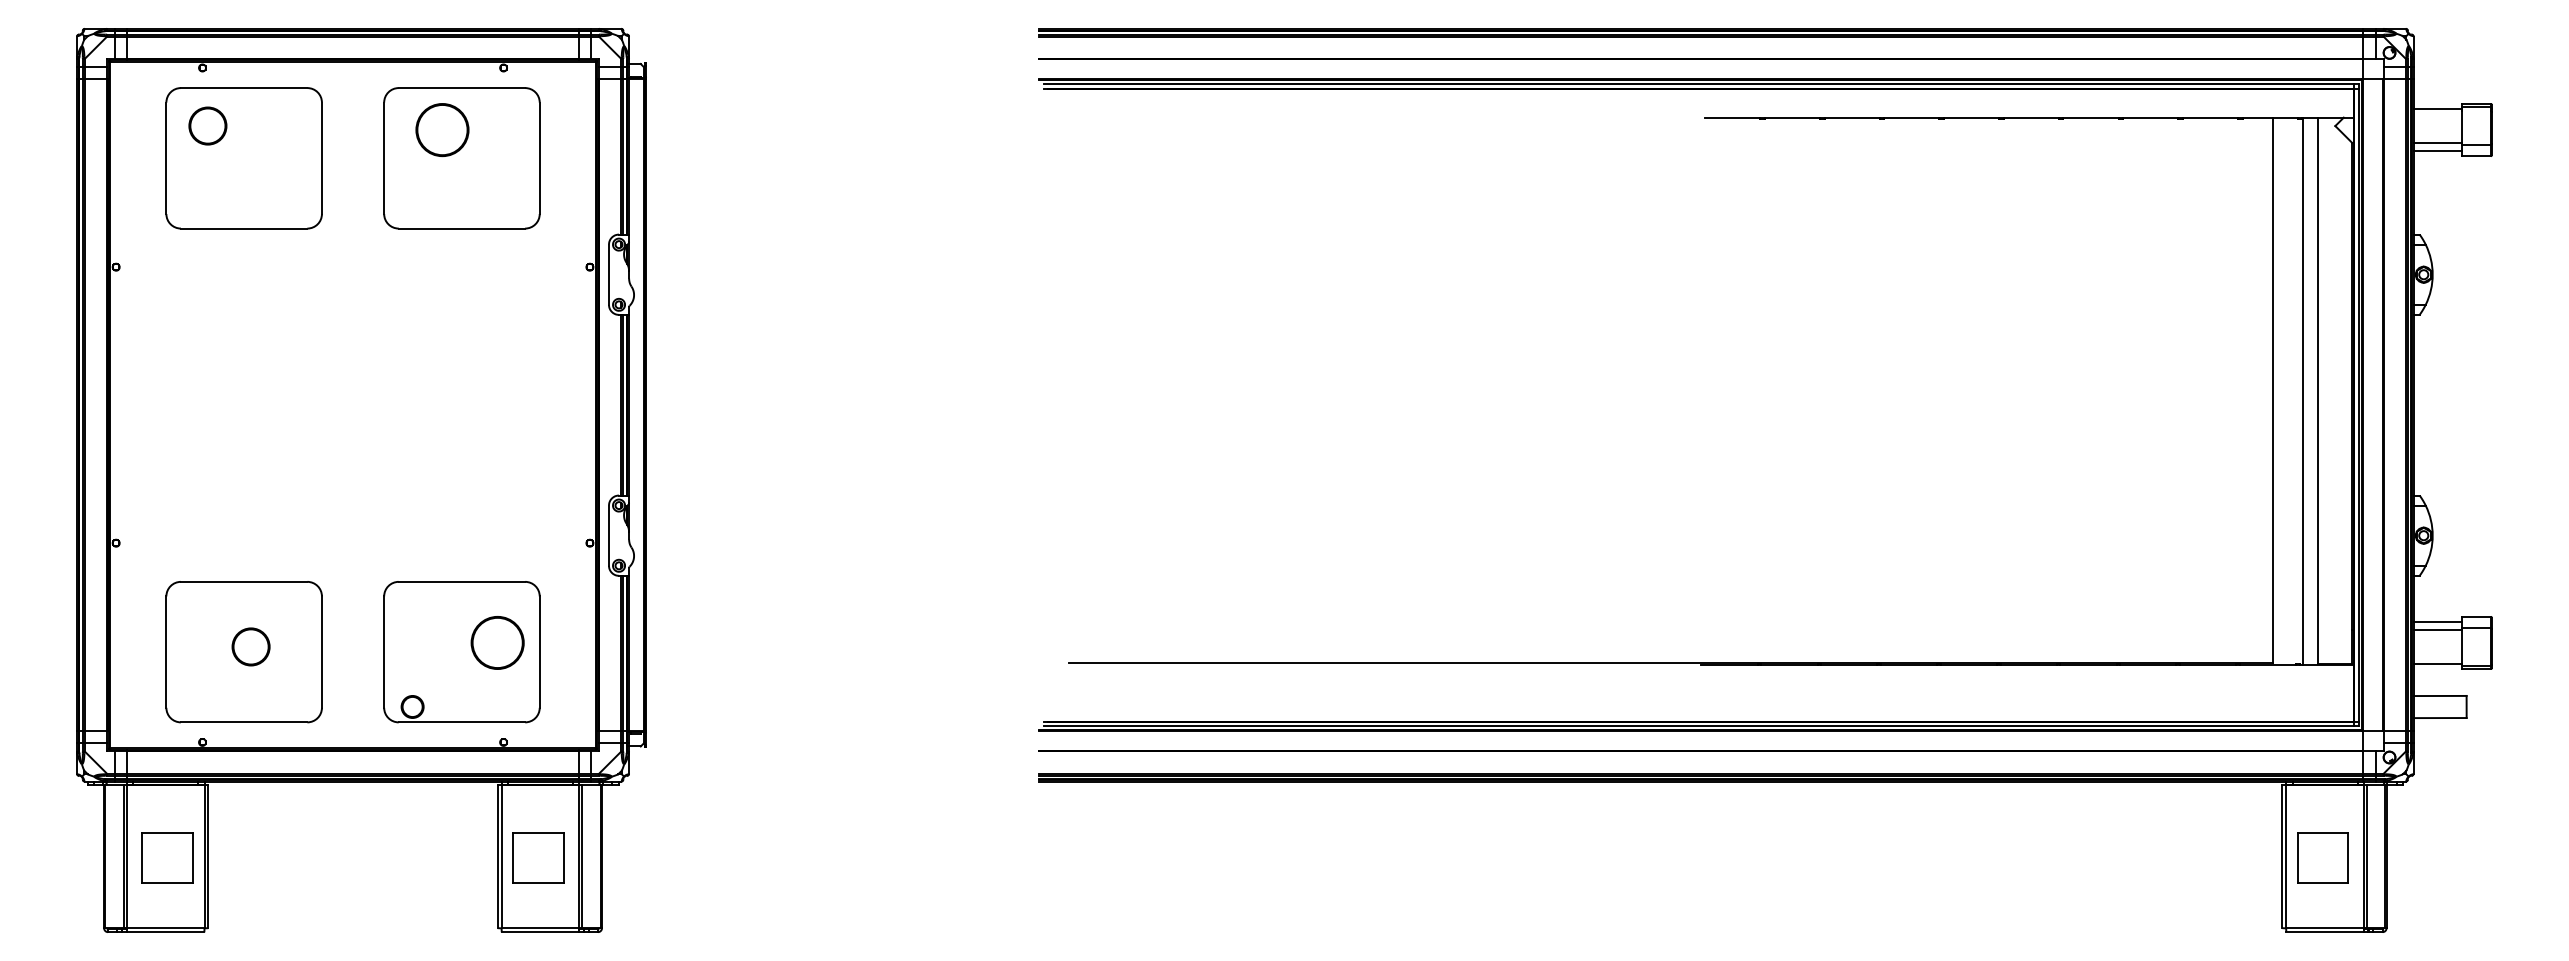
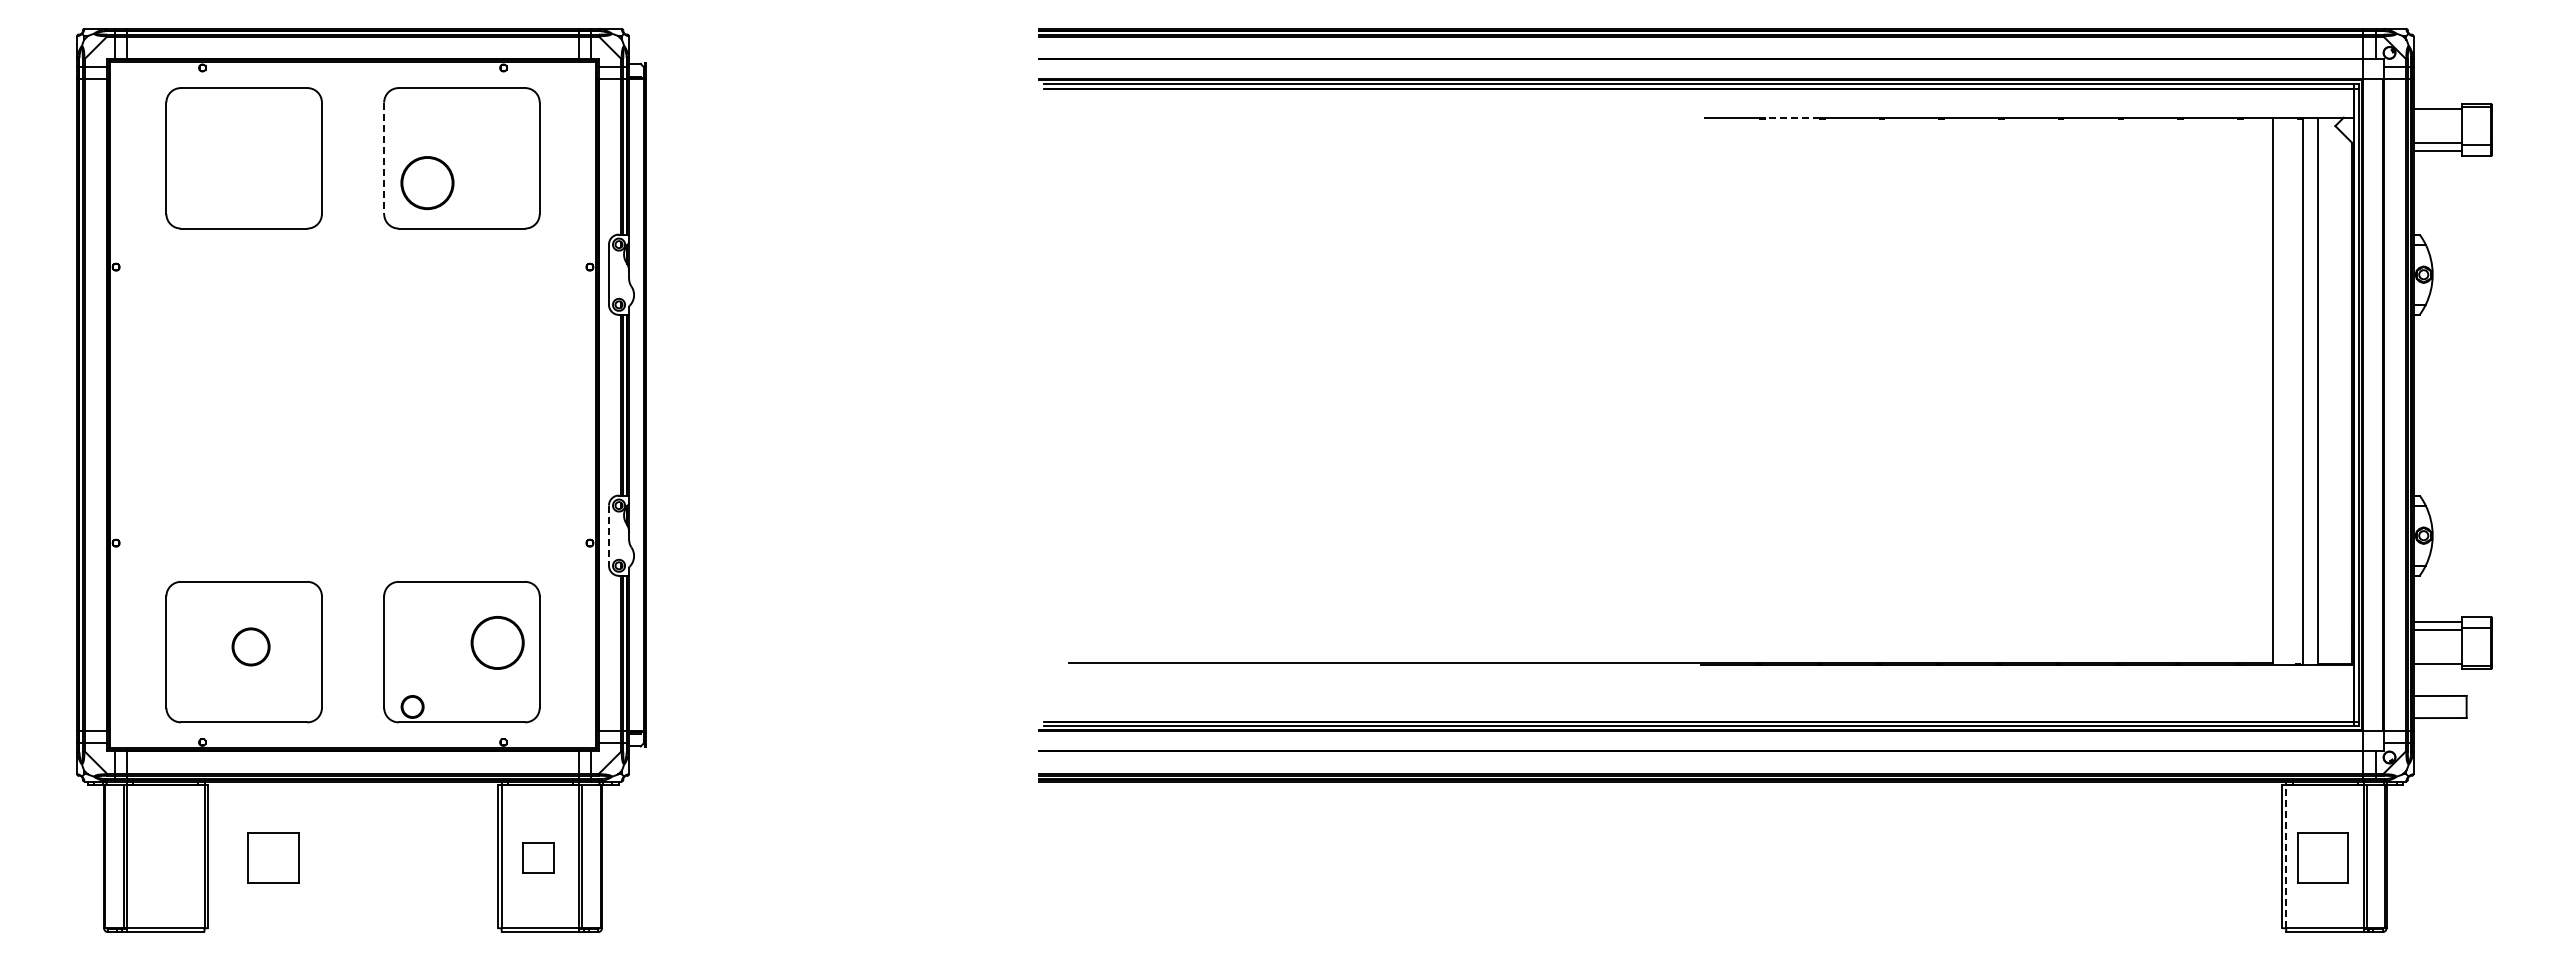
line: solid -> dashed (1792, 117)
circle: present -> none (207, 125)
circle position: (442, 130) -> (427, 183) (427, 183)
line: solid -> dashed (384, 158)
line: solid -> dashed (608, 536)
line: solid -> dashed (2286, 856)
part position: (167, 857) -> (273, 857) (273, 857)
part size: 53x52 px -> 33x32 px (538, 857)
